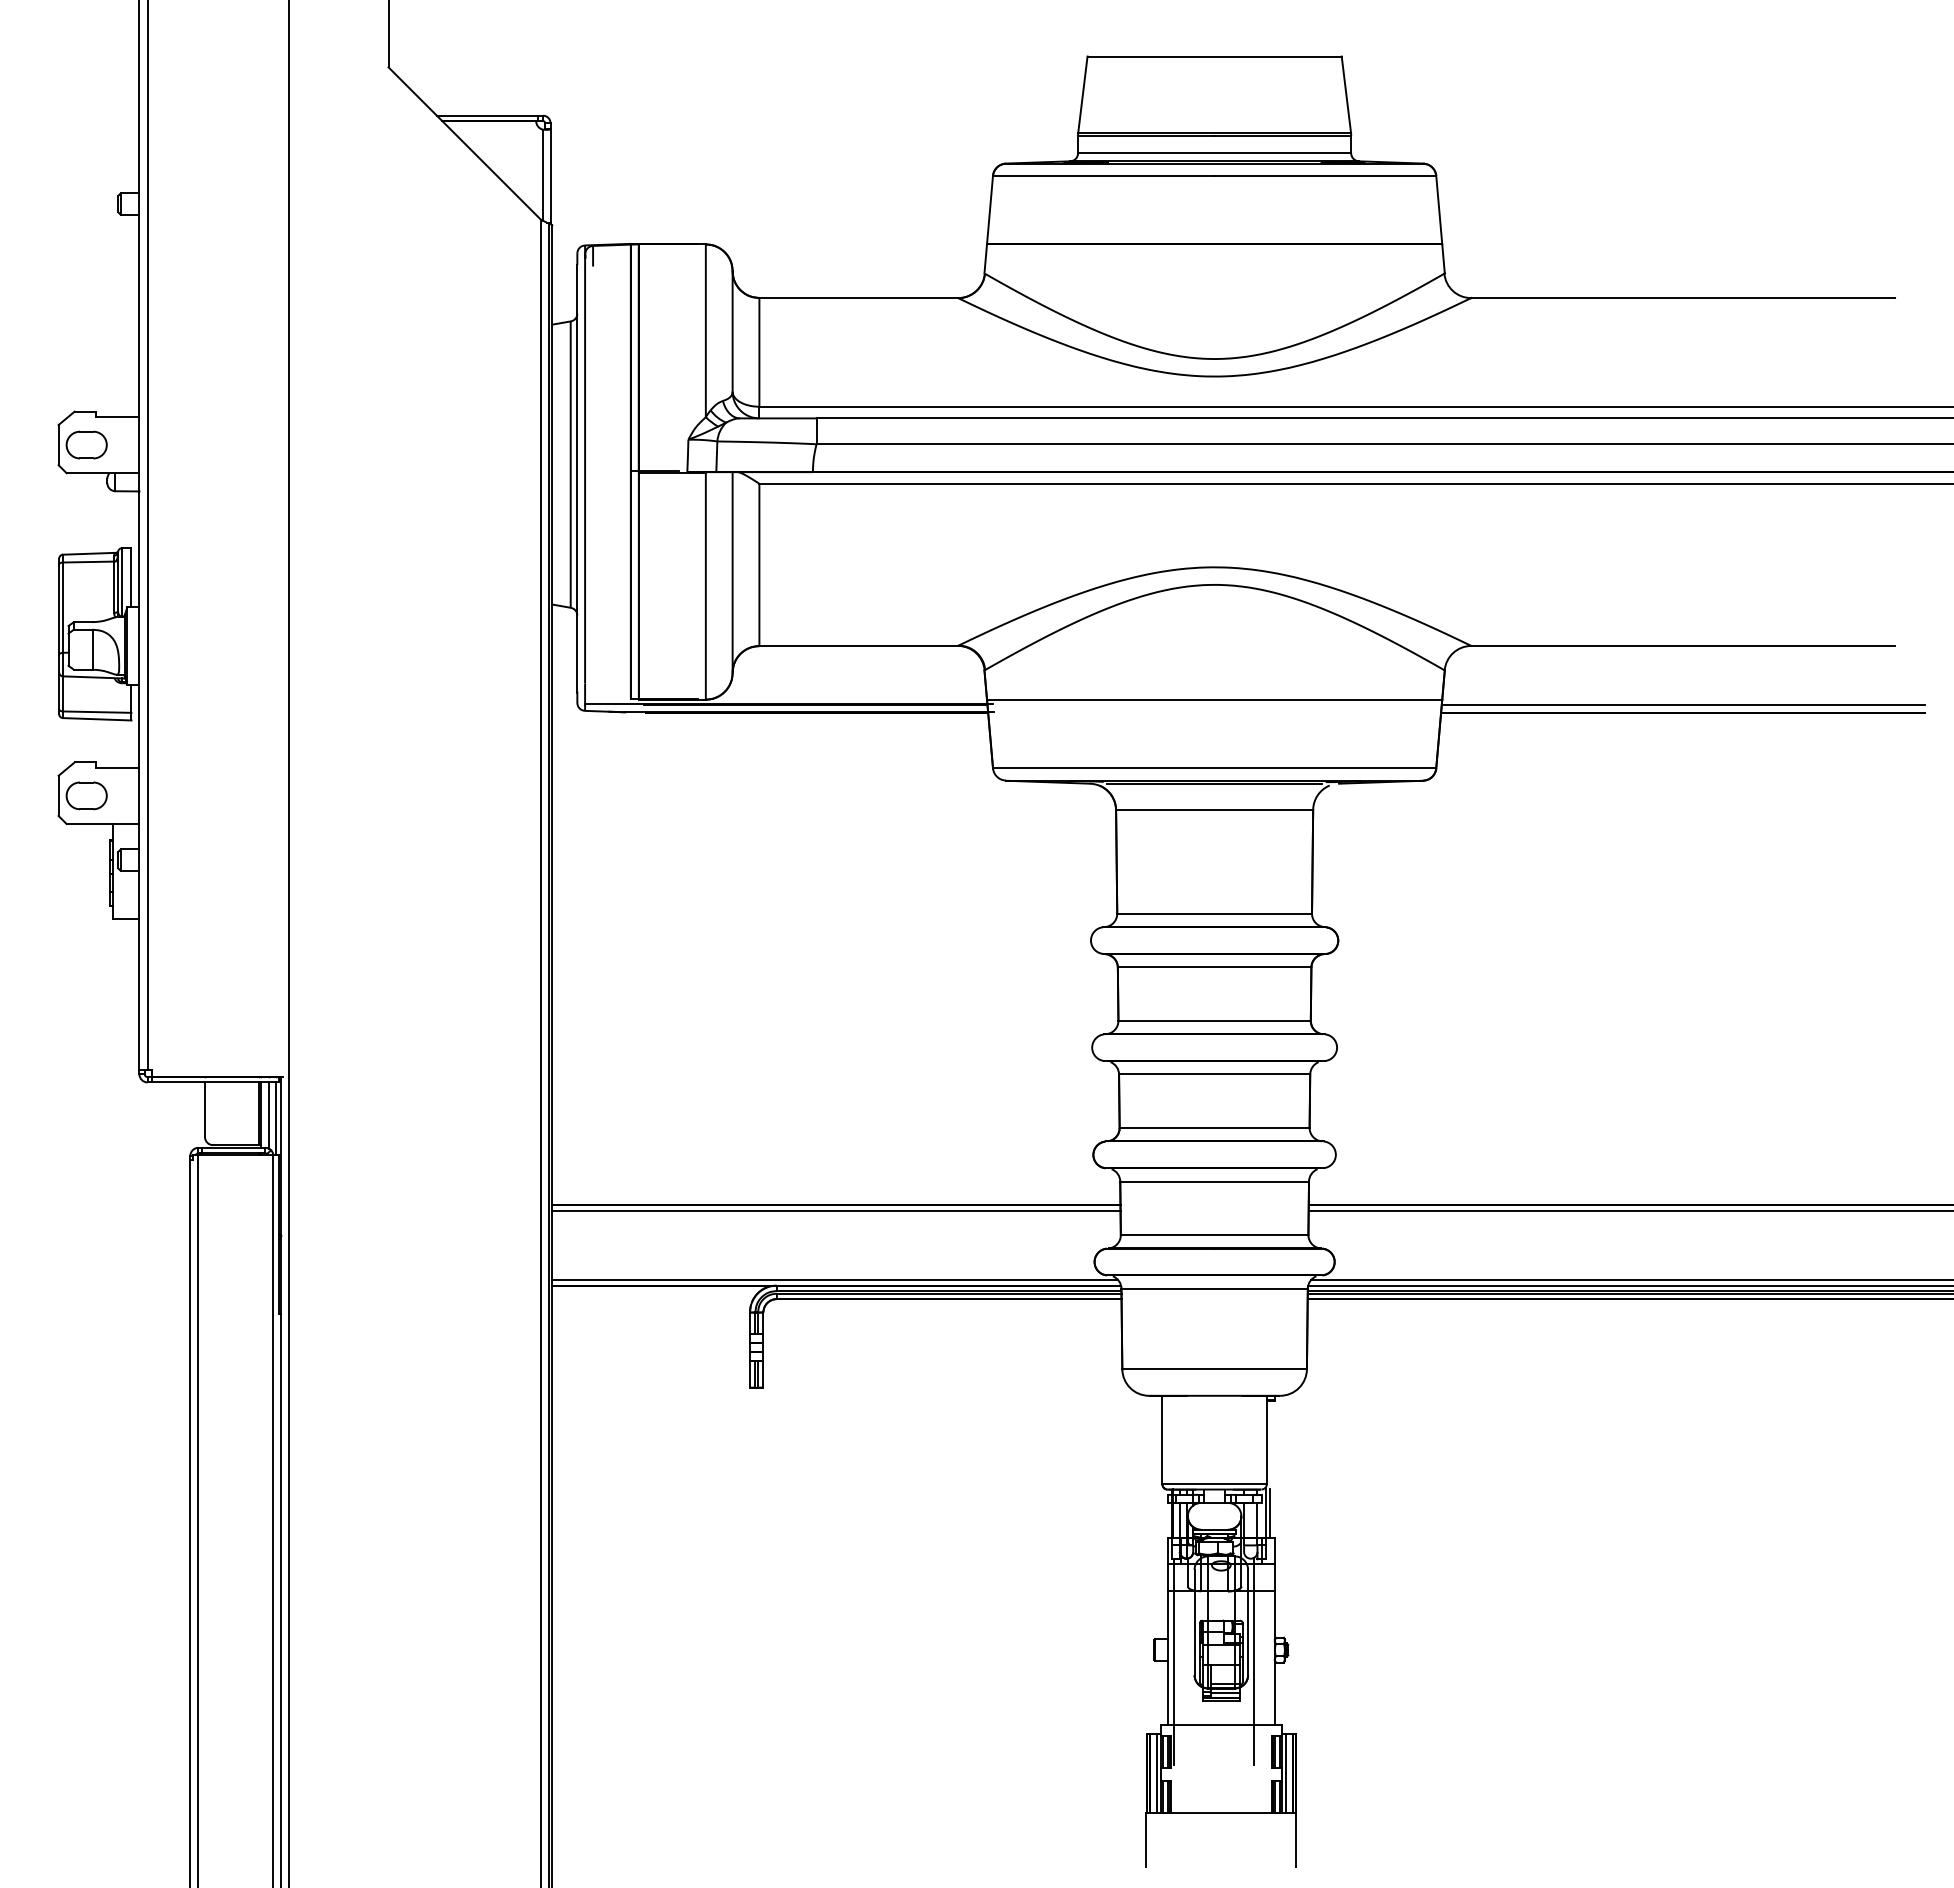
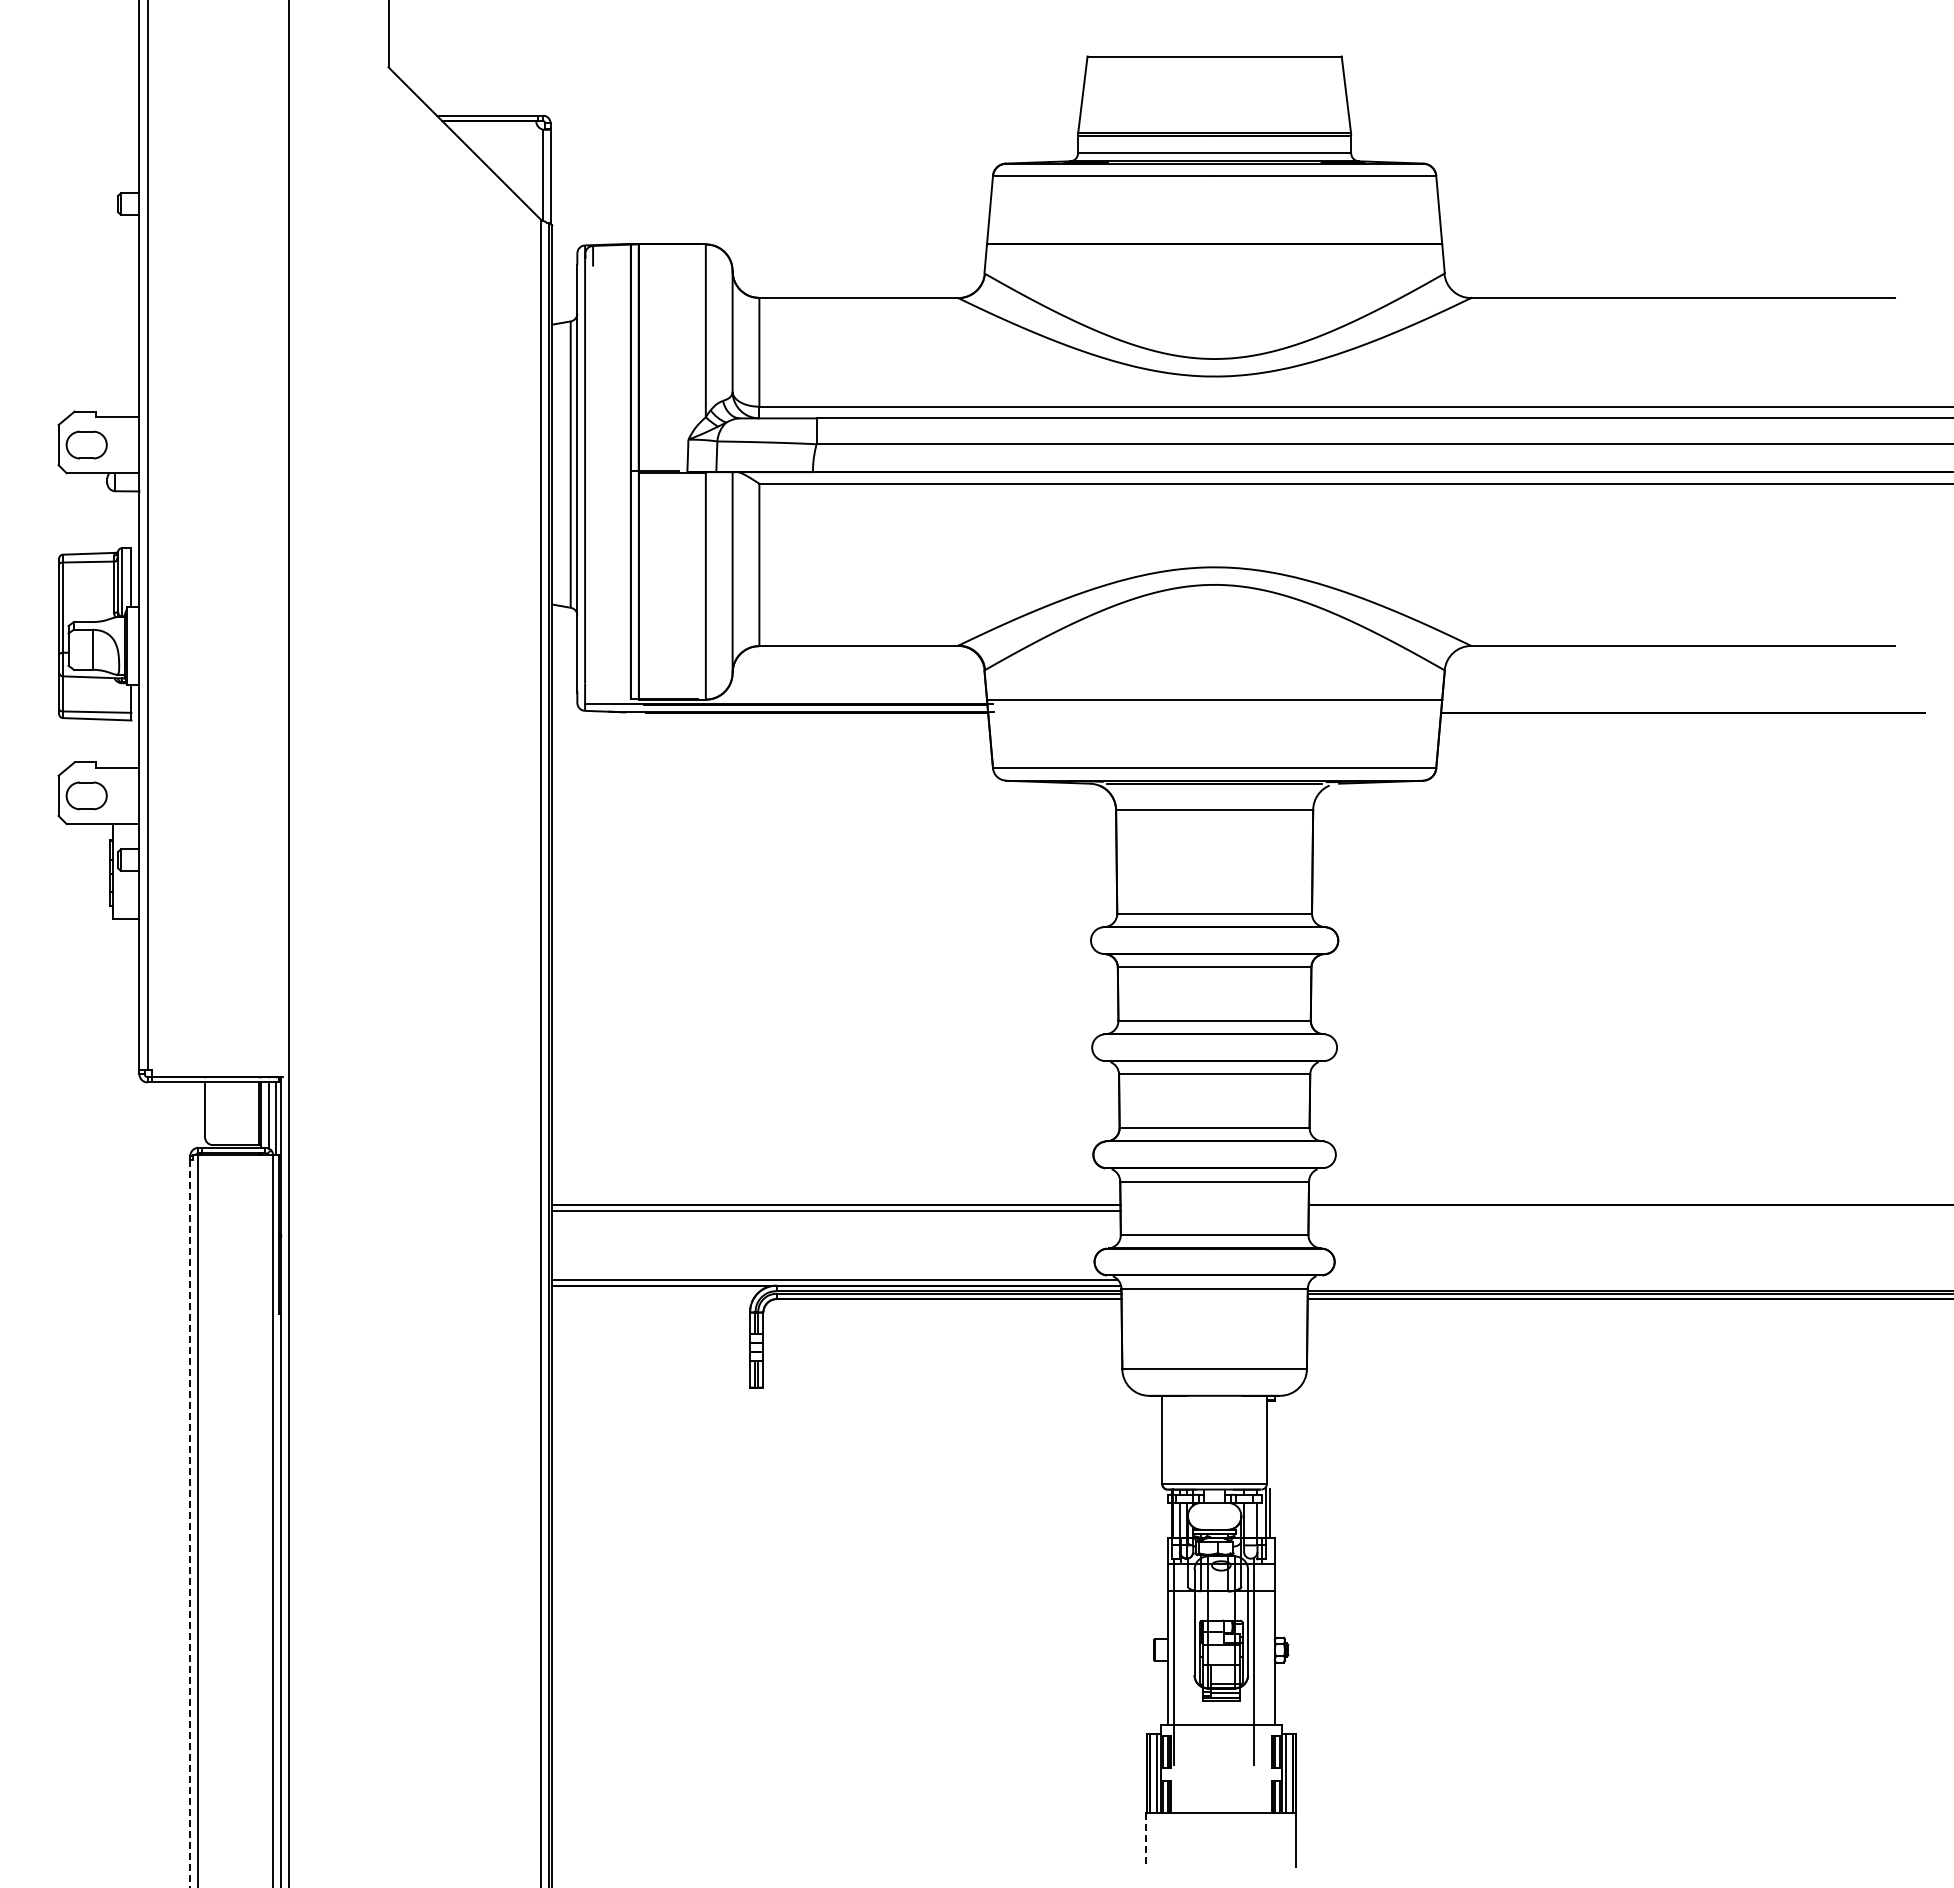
line: present -> none (1682, 704)
line: present -> none (1629, 1210)
line: present -> none (1630, 1280)
line: present -> none (1629, 1285)
line: solid -> dashed (190, 1523)
line: solid -> dashed (1146, 1840)
